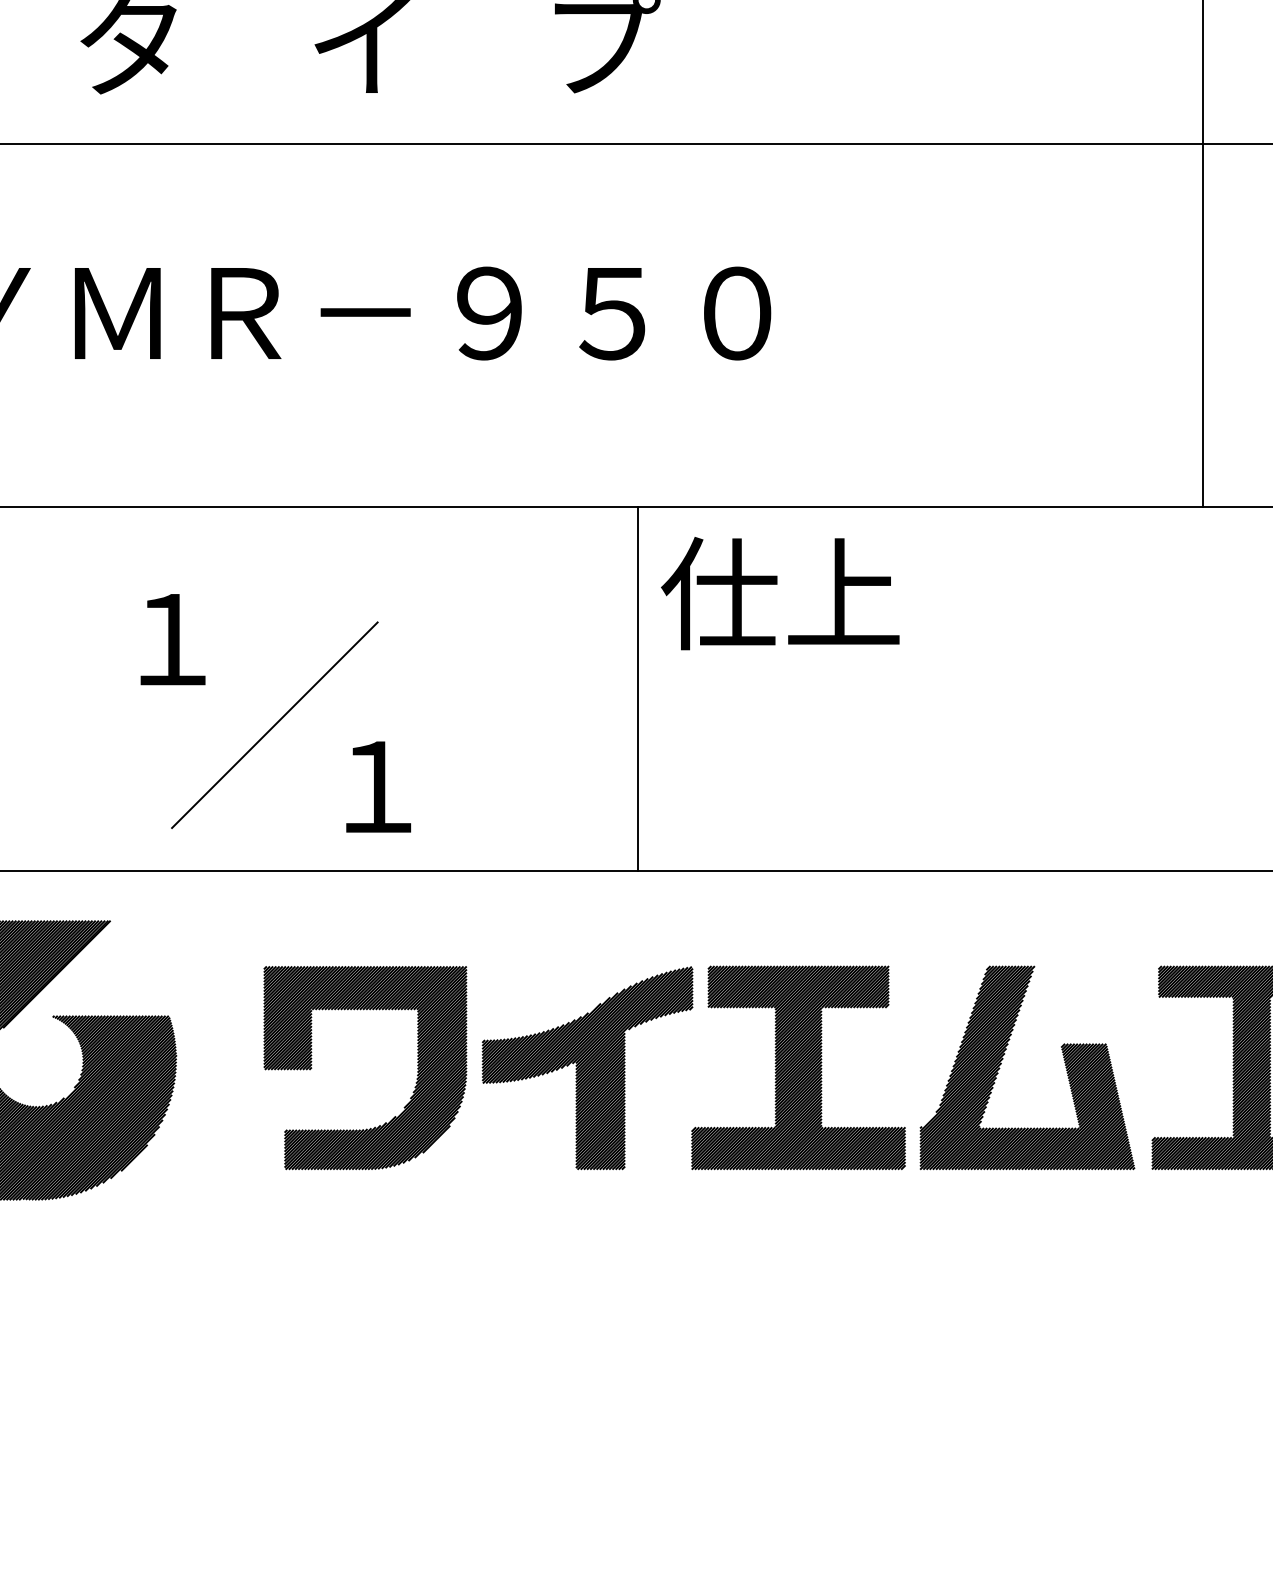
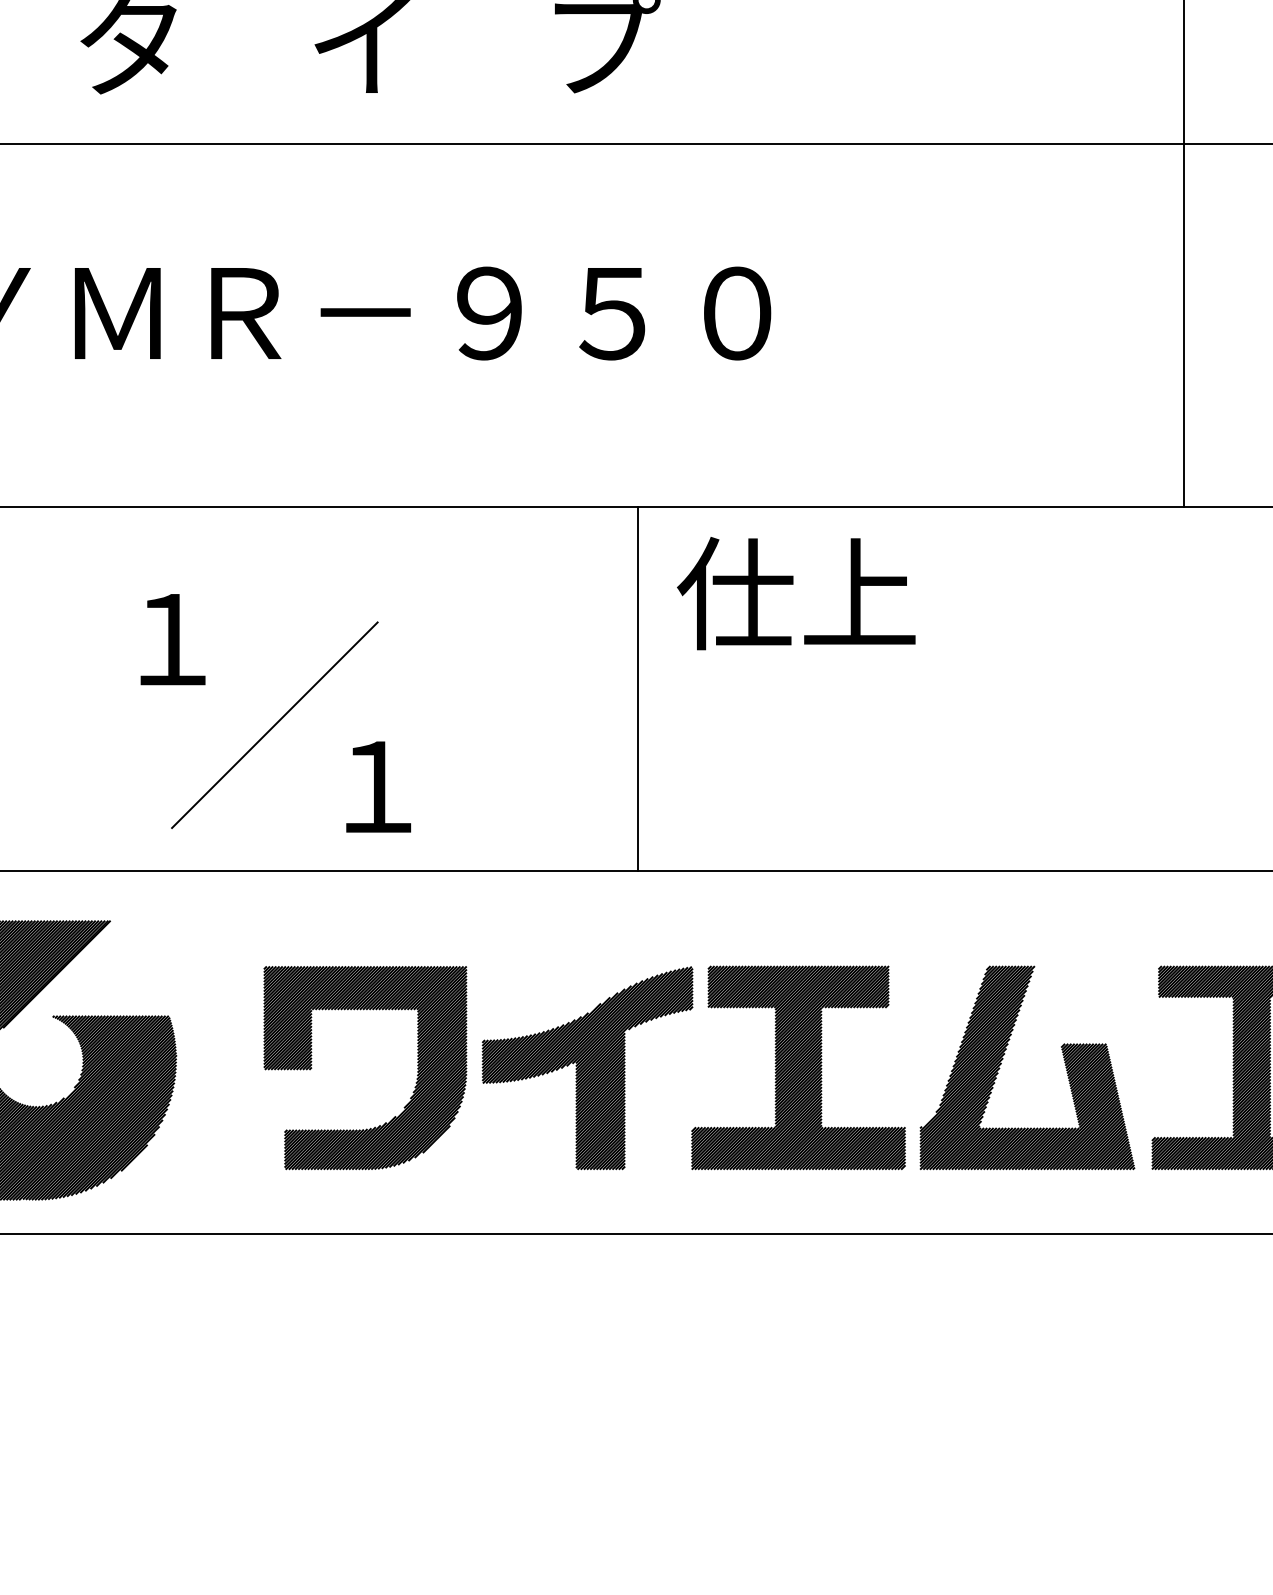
line position: (1202, 254) -> (1183, 254) (1183, 254)
text position: (780, 593) -> (796, 593) (796, 593)
line: none -> present (635, 1234)
